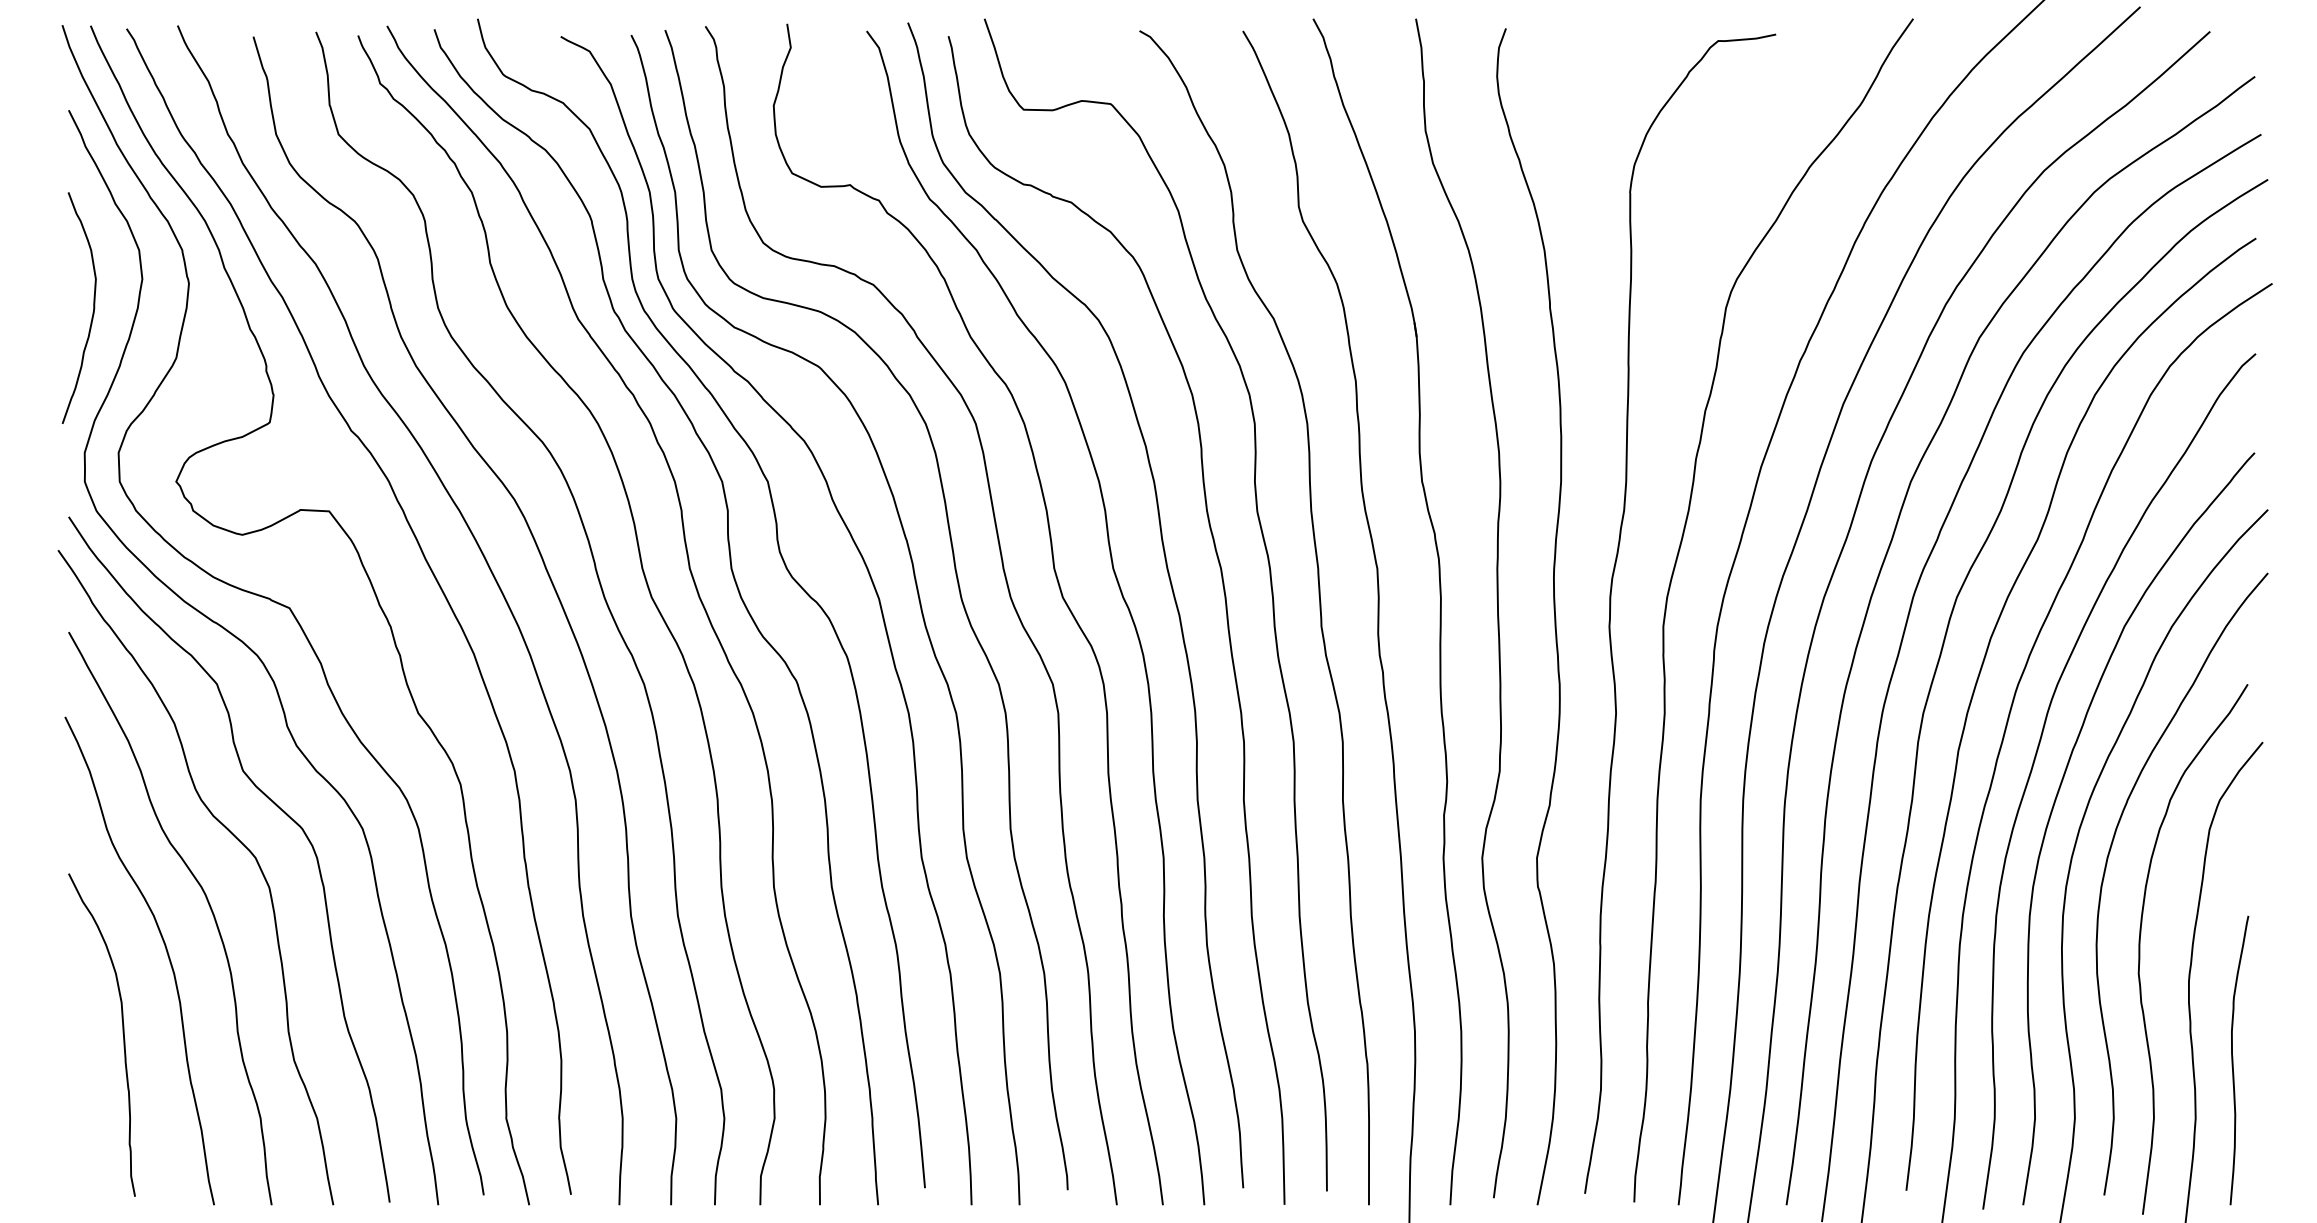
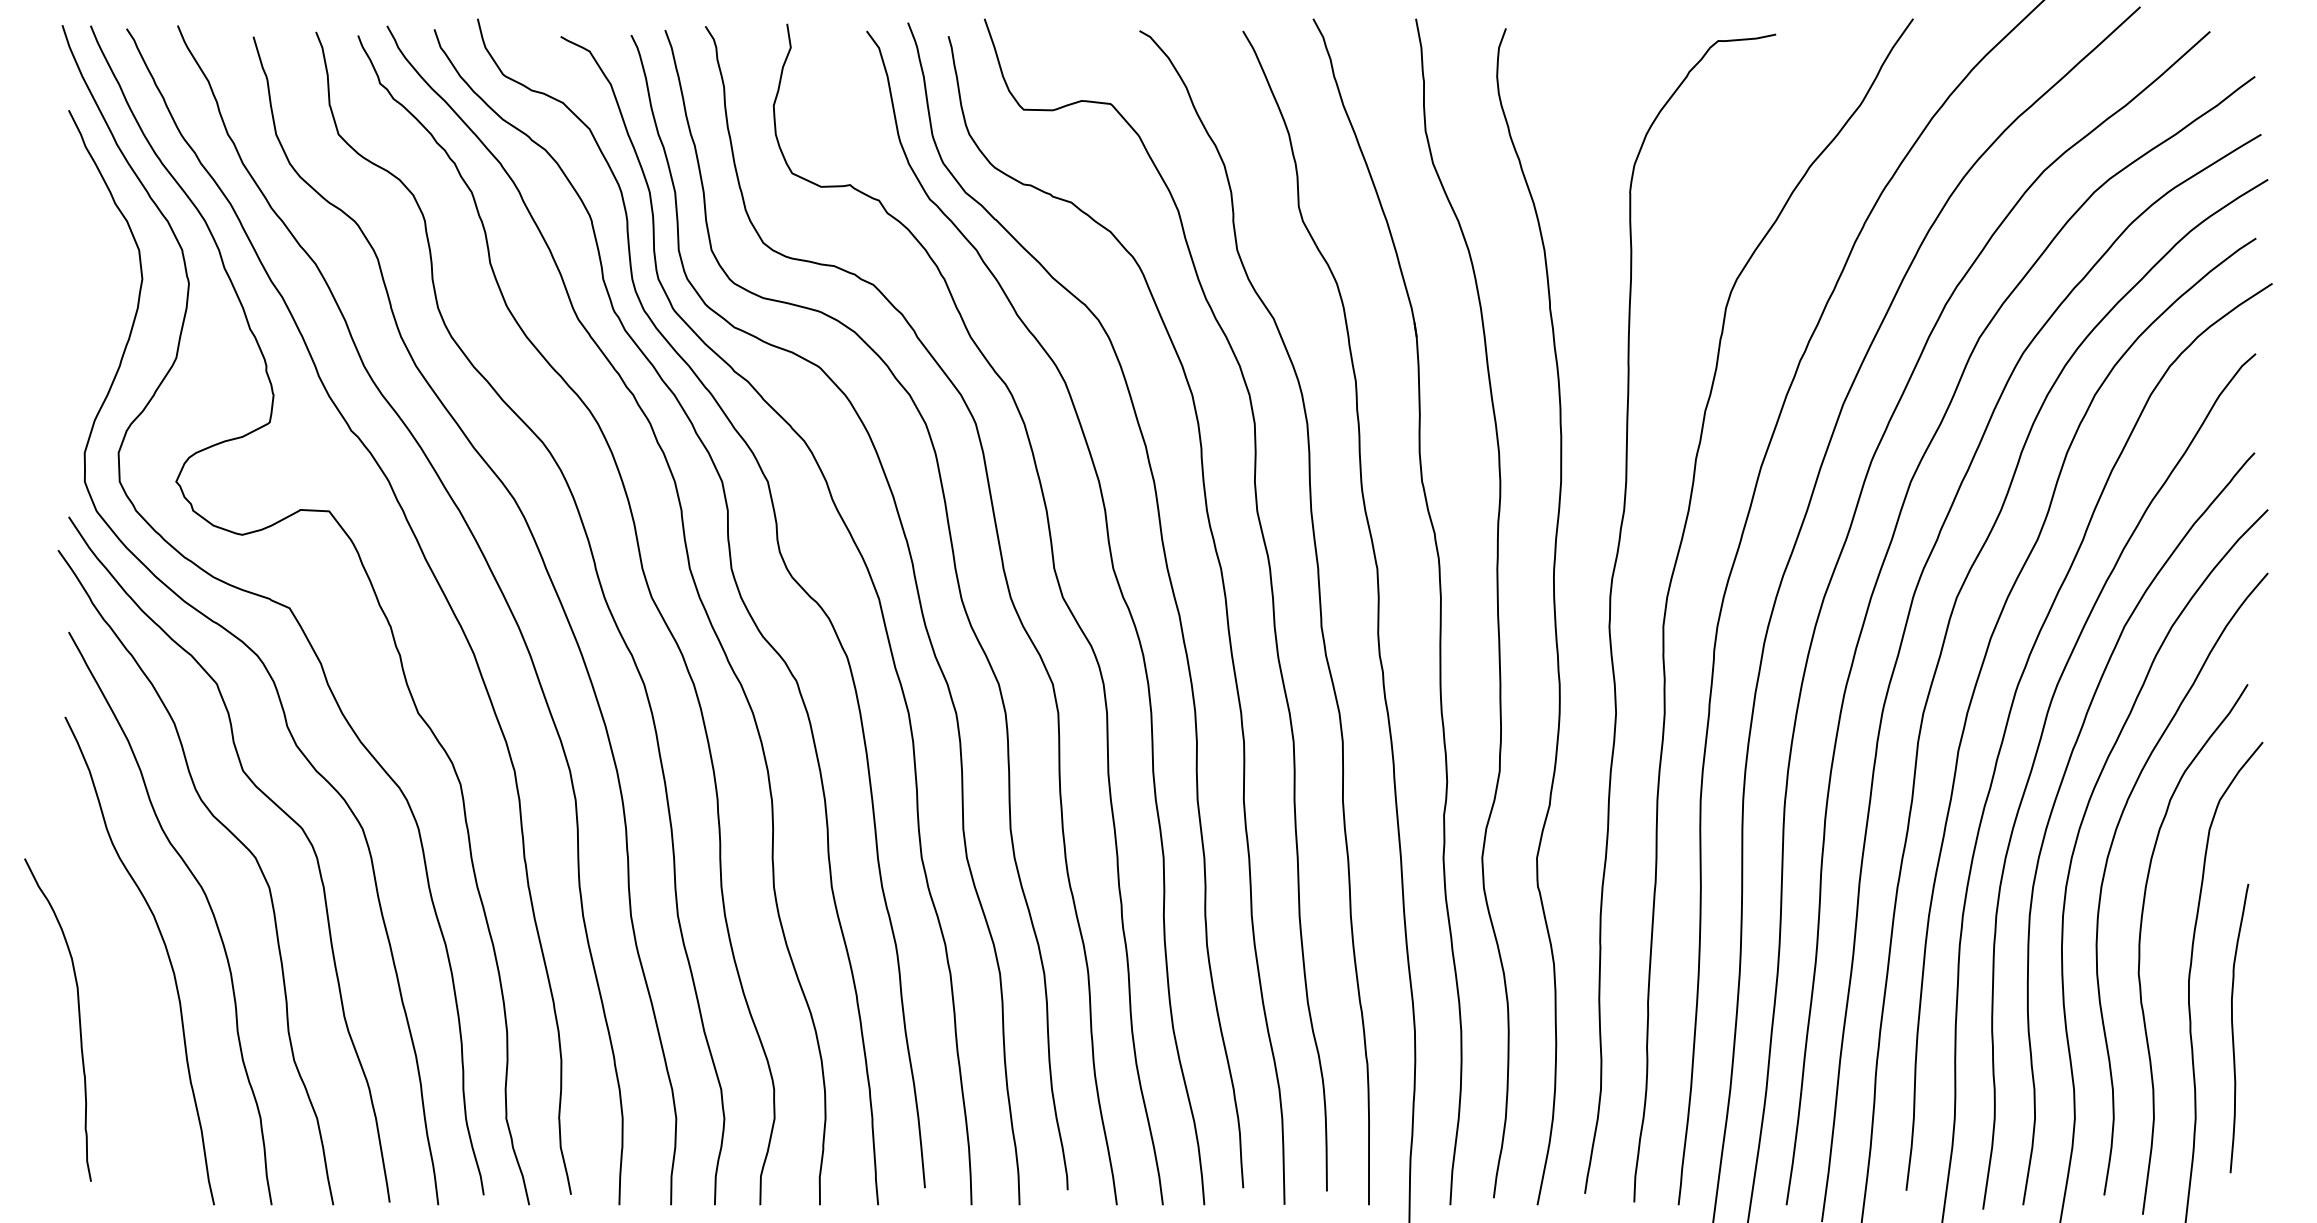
curve: present -> none (92, 312)
curve position: (122, 1033) -> (78, 1018) (78, 1018)
curve position: (2233, 1060) -> (2233, 1028) (2233, 1028)
